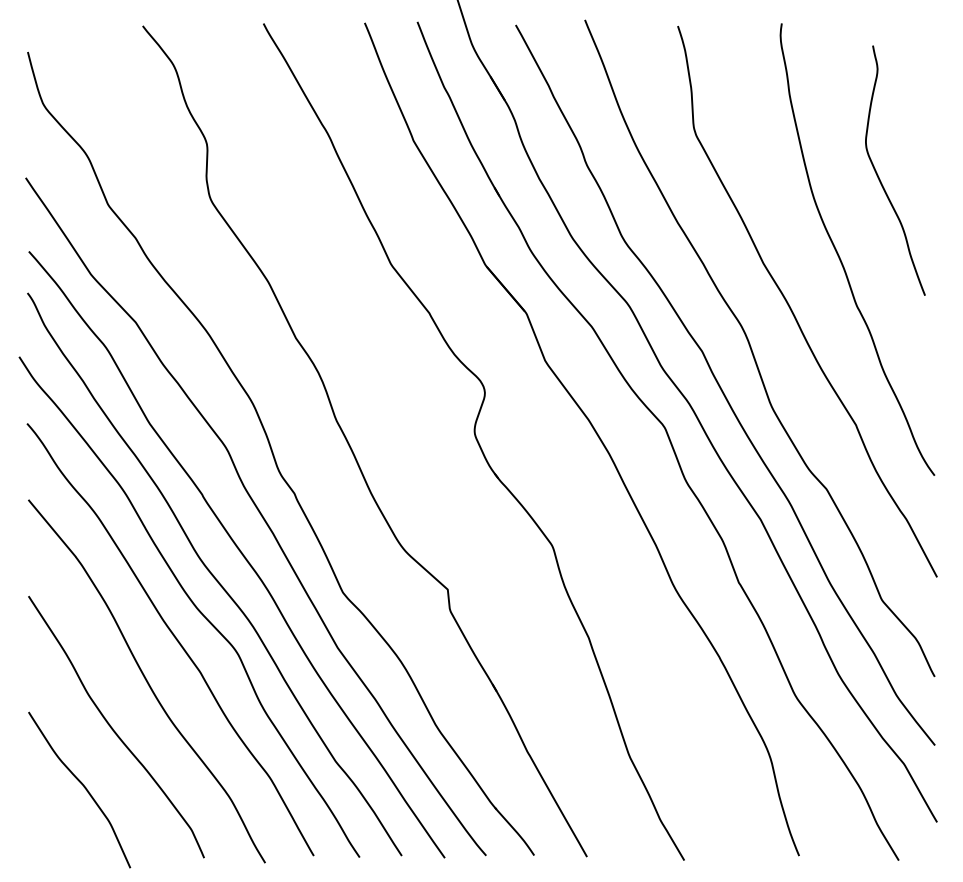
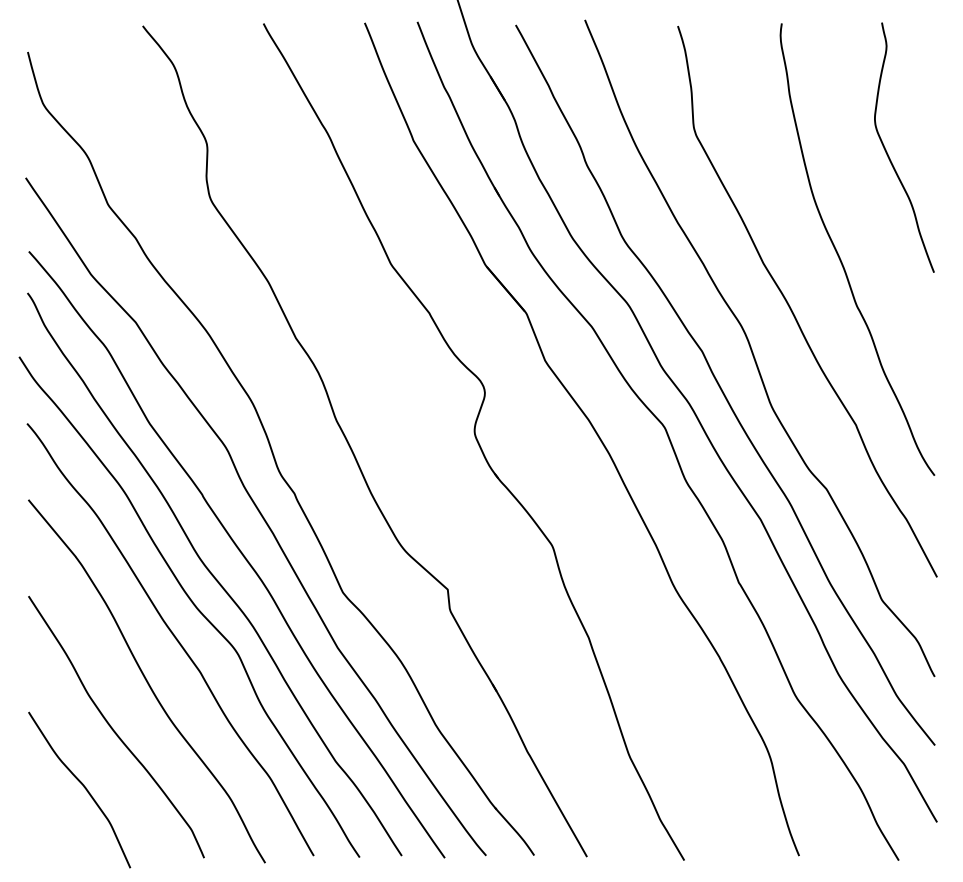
curve position: (878, 174) -> (887, 151) (887, 151)
